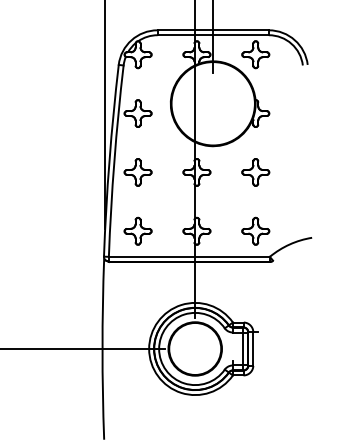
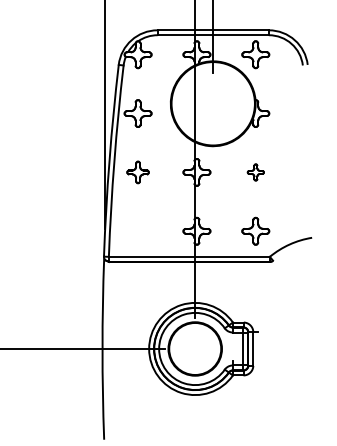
part size: 30x29 px -> 24x25 px (137, 172)
part size: 30x29 px -> 19x19 px (255, 172)
part: present -> none (137, 230)
